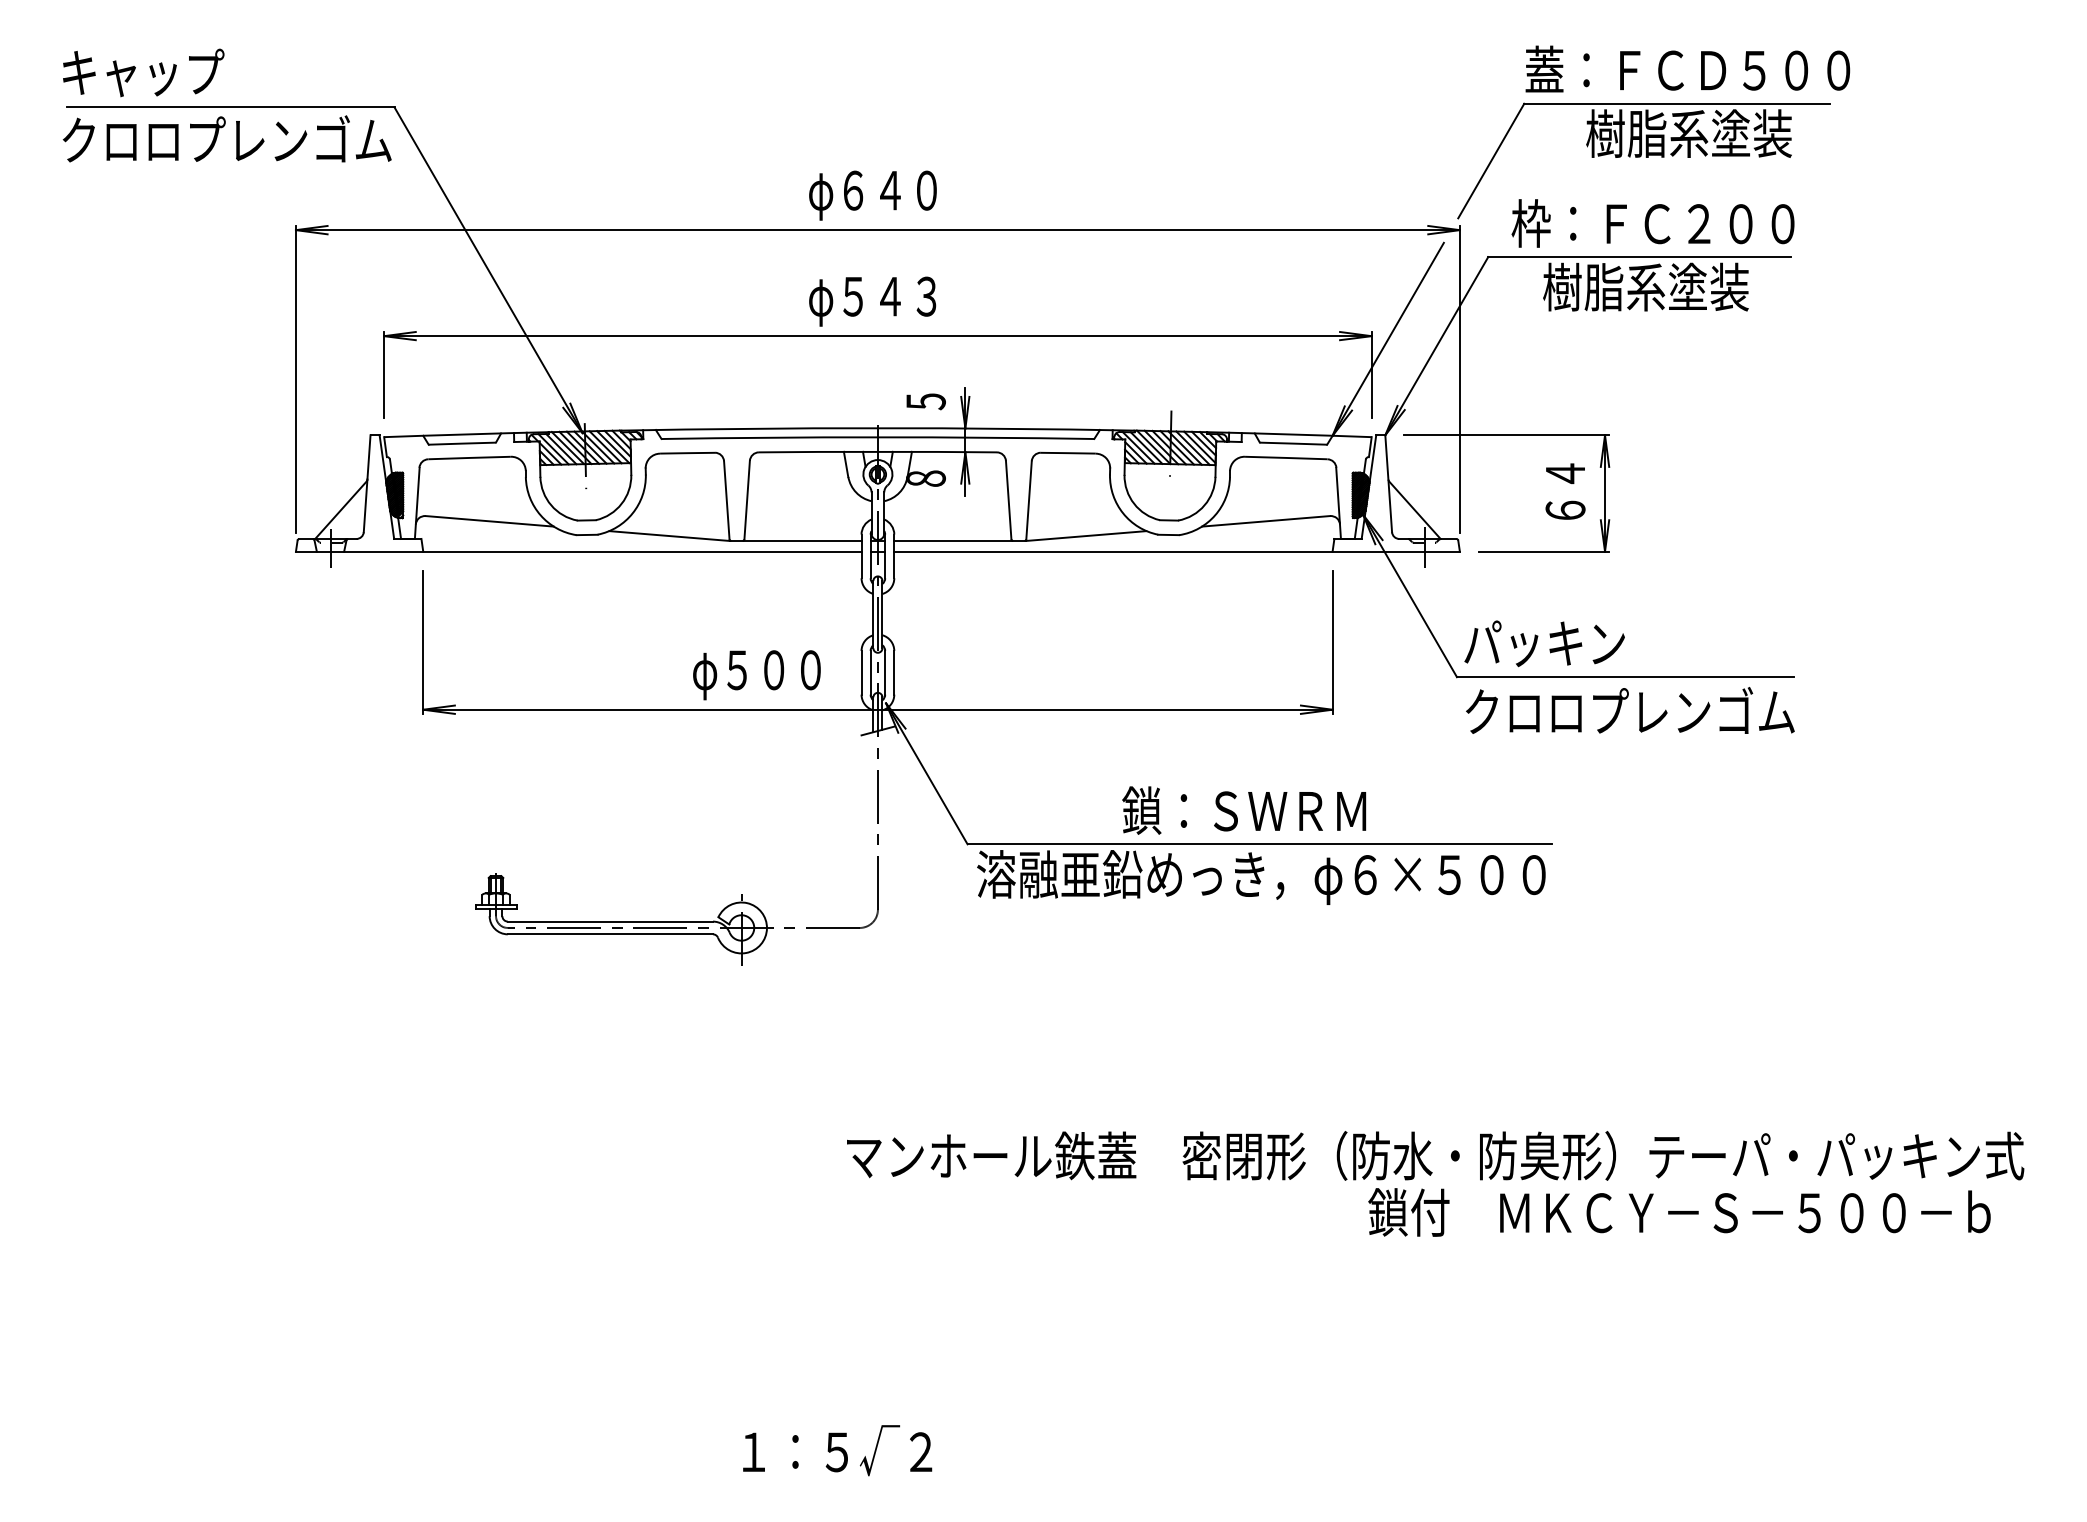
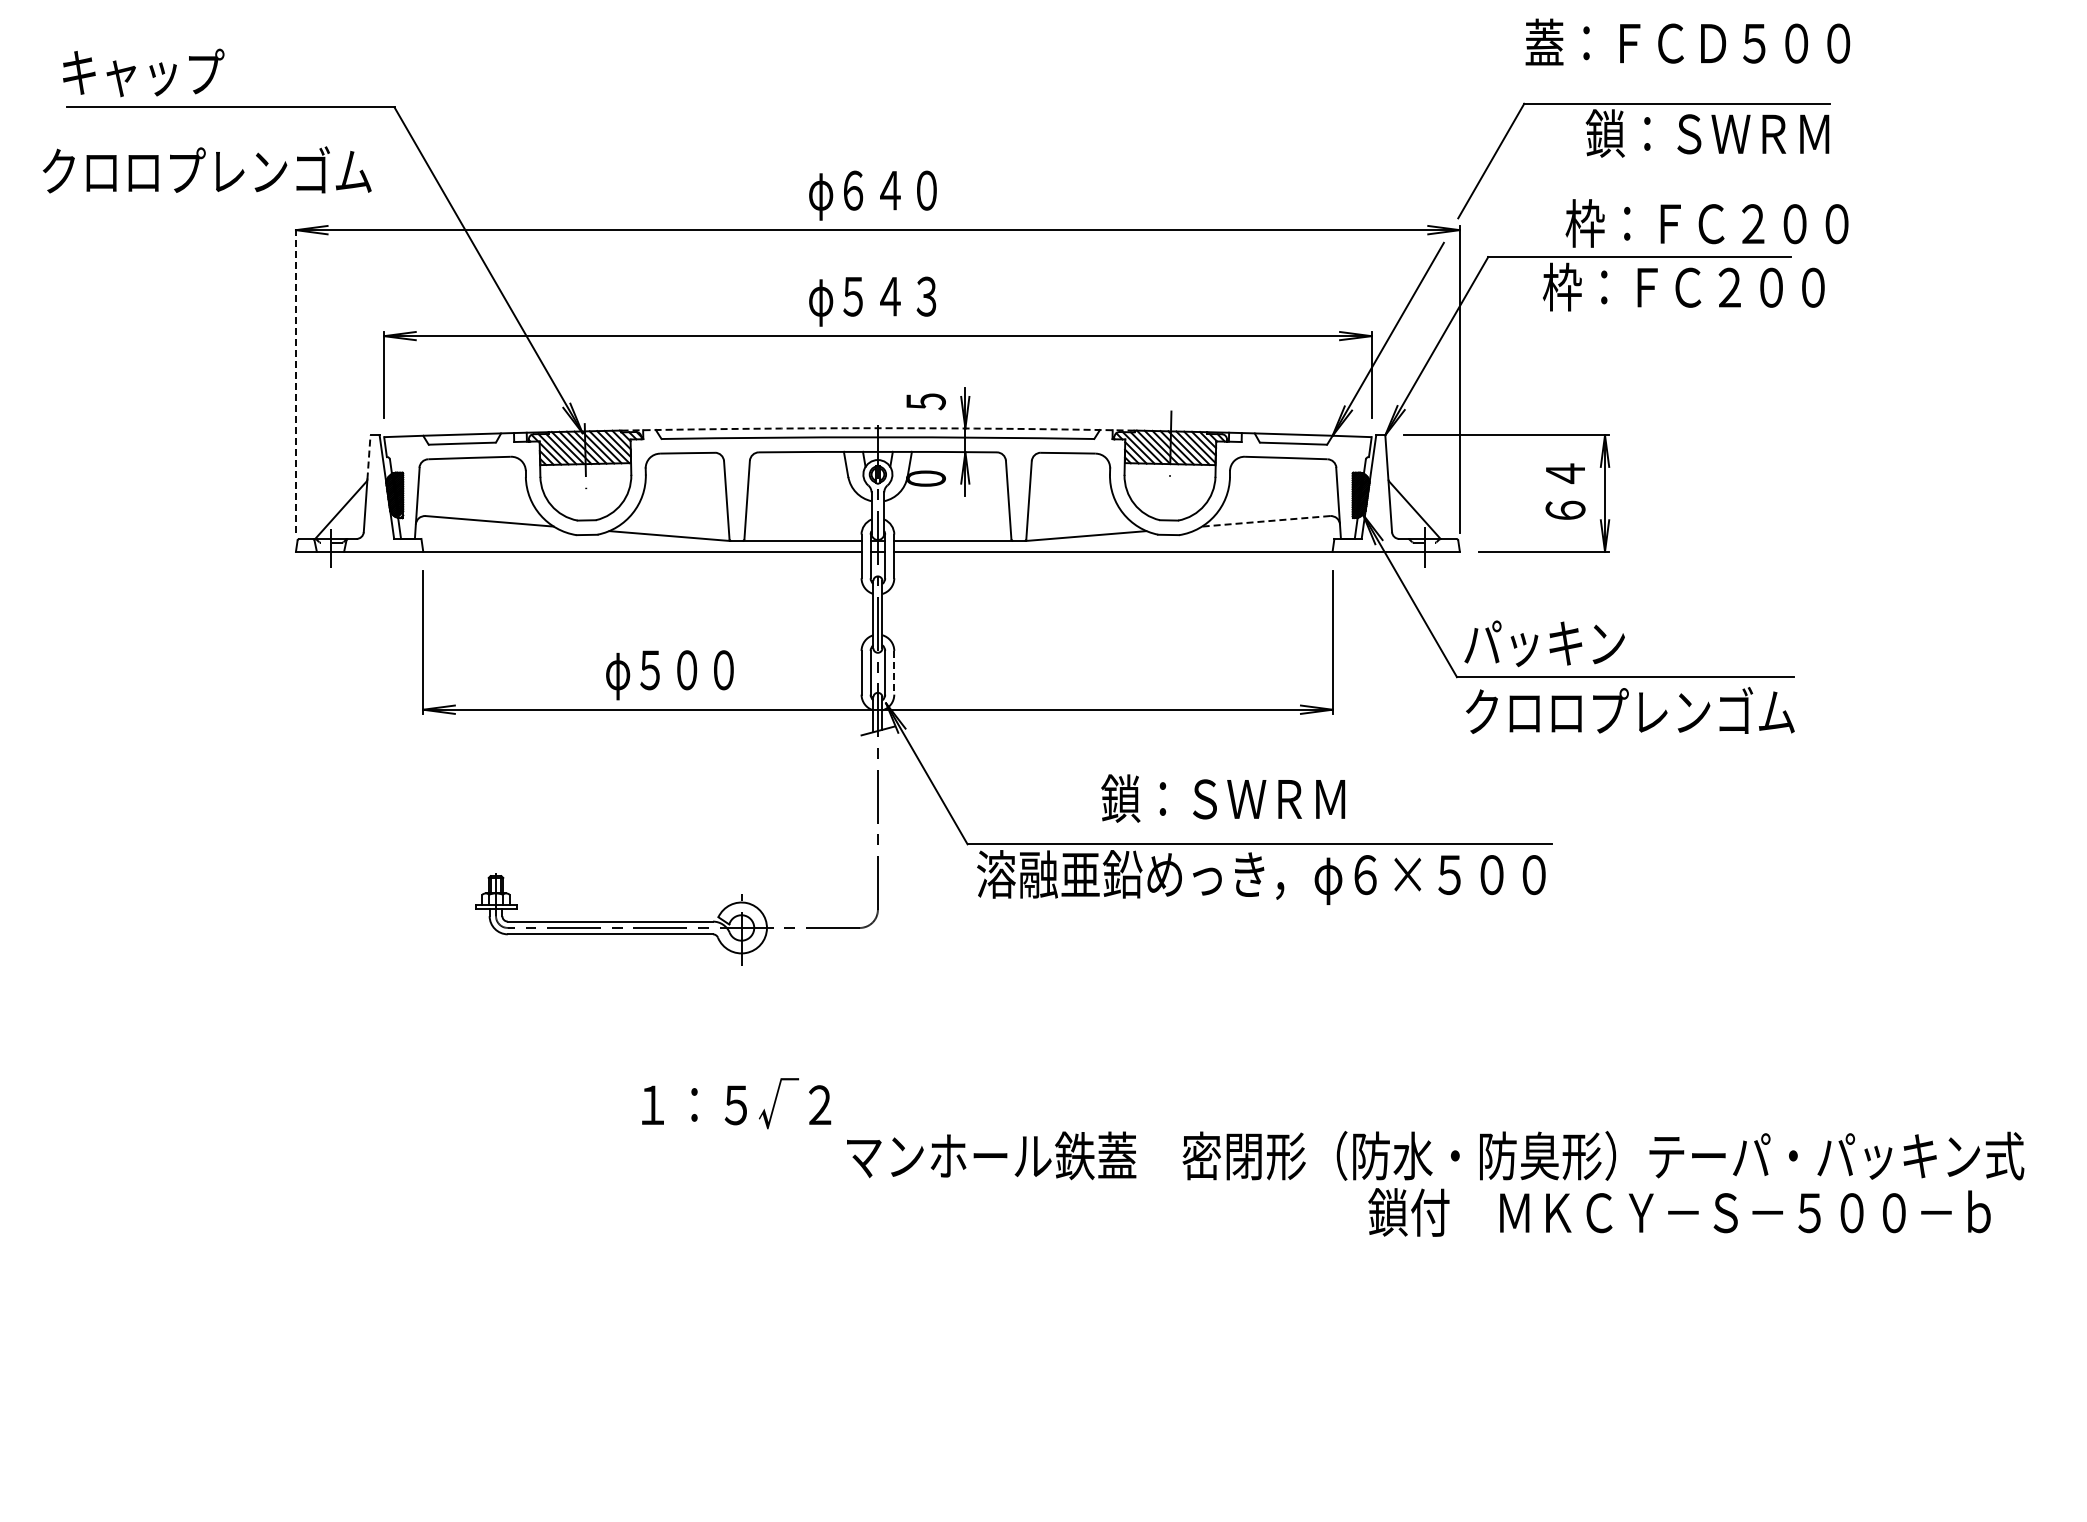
text position: (1687, 68) -> (1687, 41) (1687, 41)
text: 樹脂系塗装 -> 鎖：ＳＷＲＭ (1707, 133)
text position: (226, 138) -> (206, 169) (206, 169)
text position: (1652, 223) -> (1706, 223) (1706, 223)
text: 樹脂系塗装 -> 枠：ＦＣ２００ (1683, 286)
line: solid -> dashed (295, 378)
arc: solid -> dashed (877, 428)
line: solid -> dashed (369, 456)
text: 8 -> 0 (927, 478)
line: solid -> dashed (1265, 521)
line: solid -> dashed (894, 672)
text position: (756, 675) -> (669, 675) (669, 675)
text position: (1244, 810) -> (1223, 798) (1223, 798)
text position: (837, 1450) -> (736, 1103) (736, 1103)
